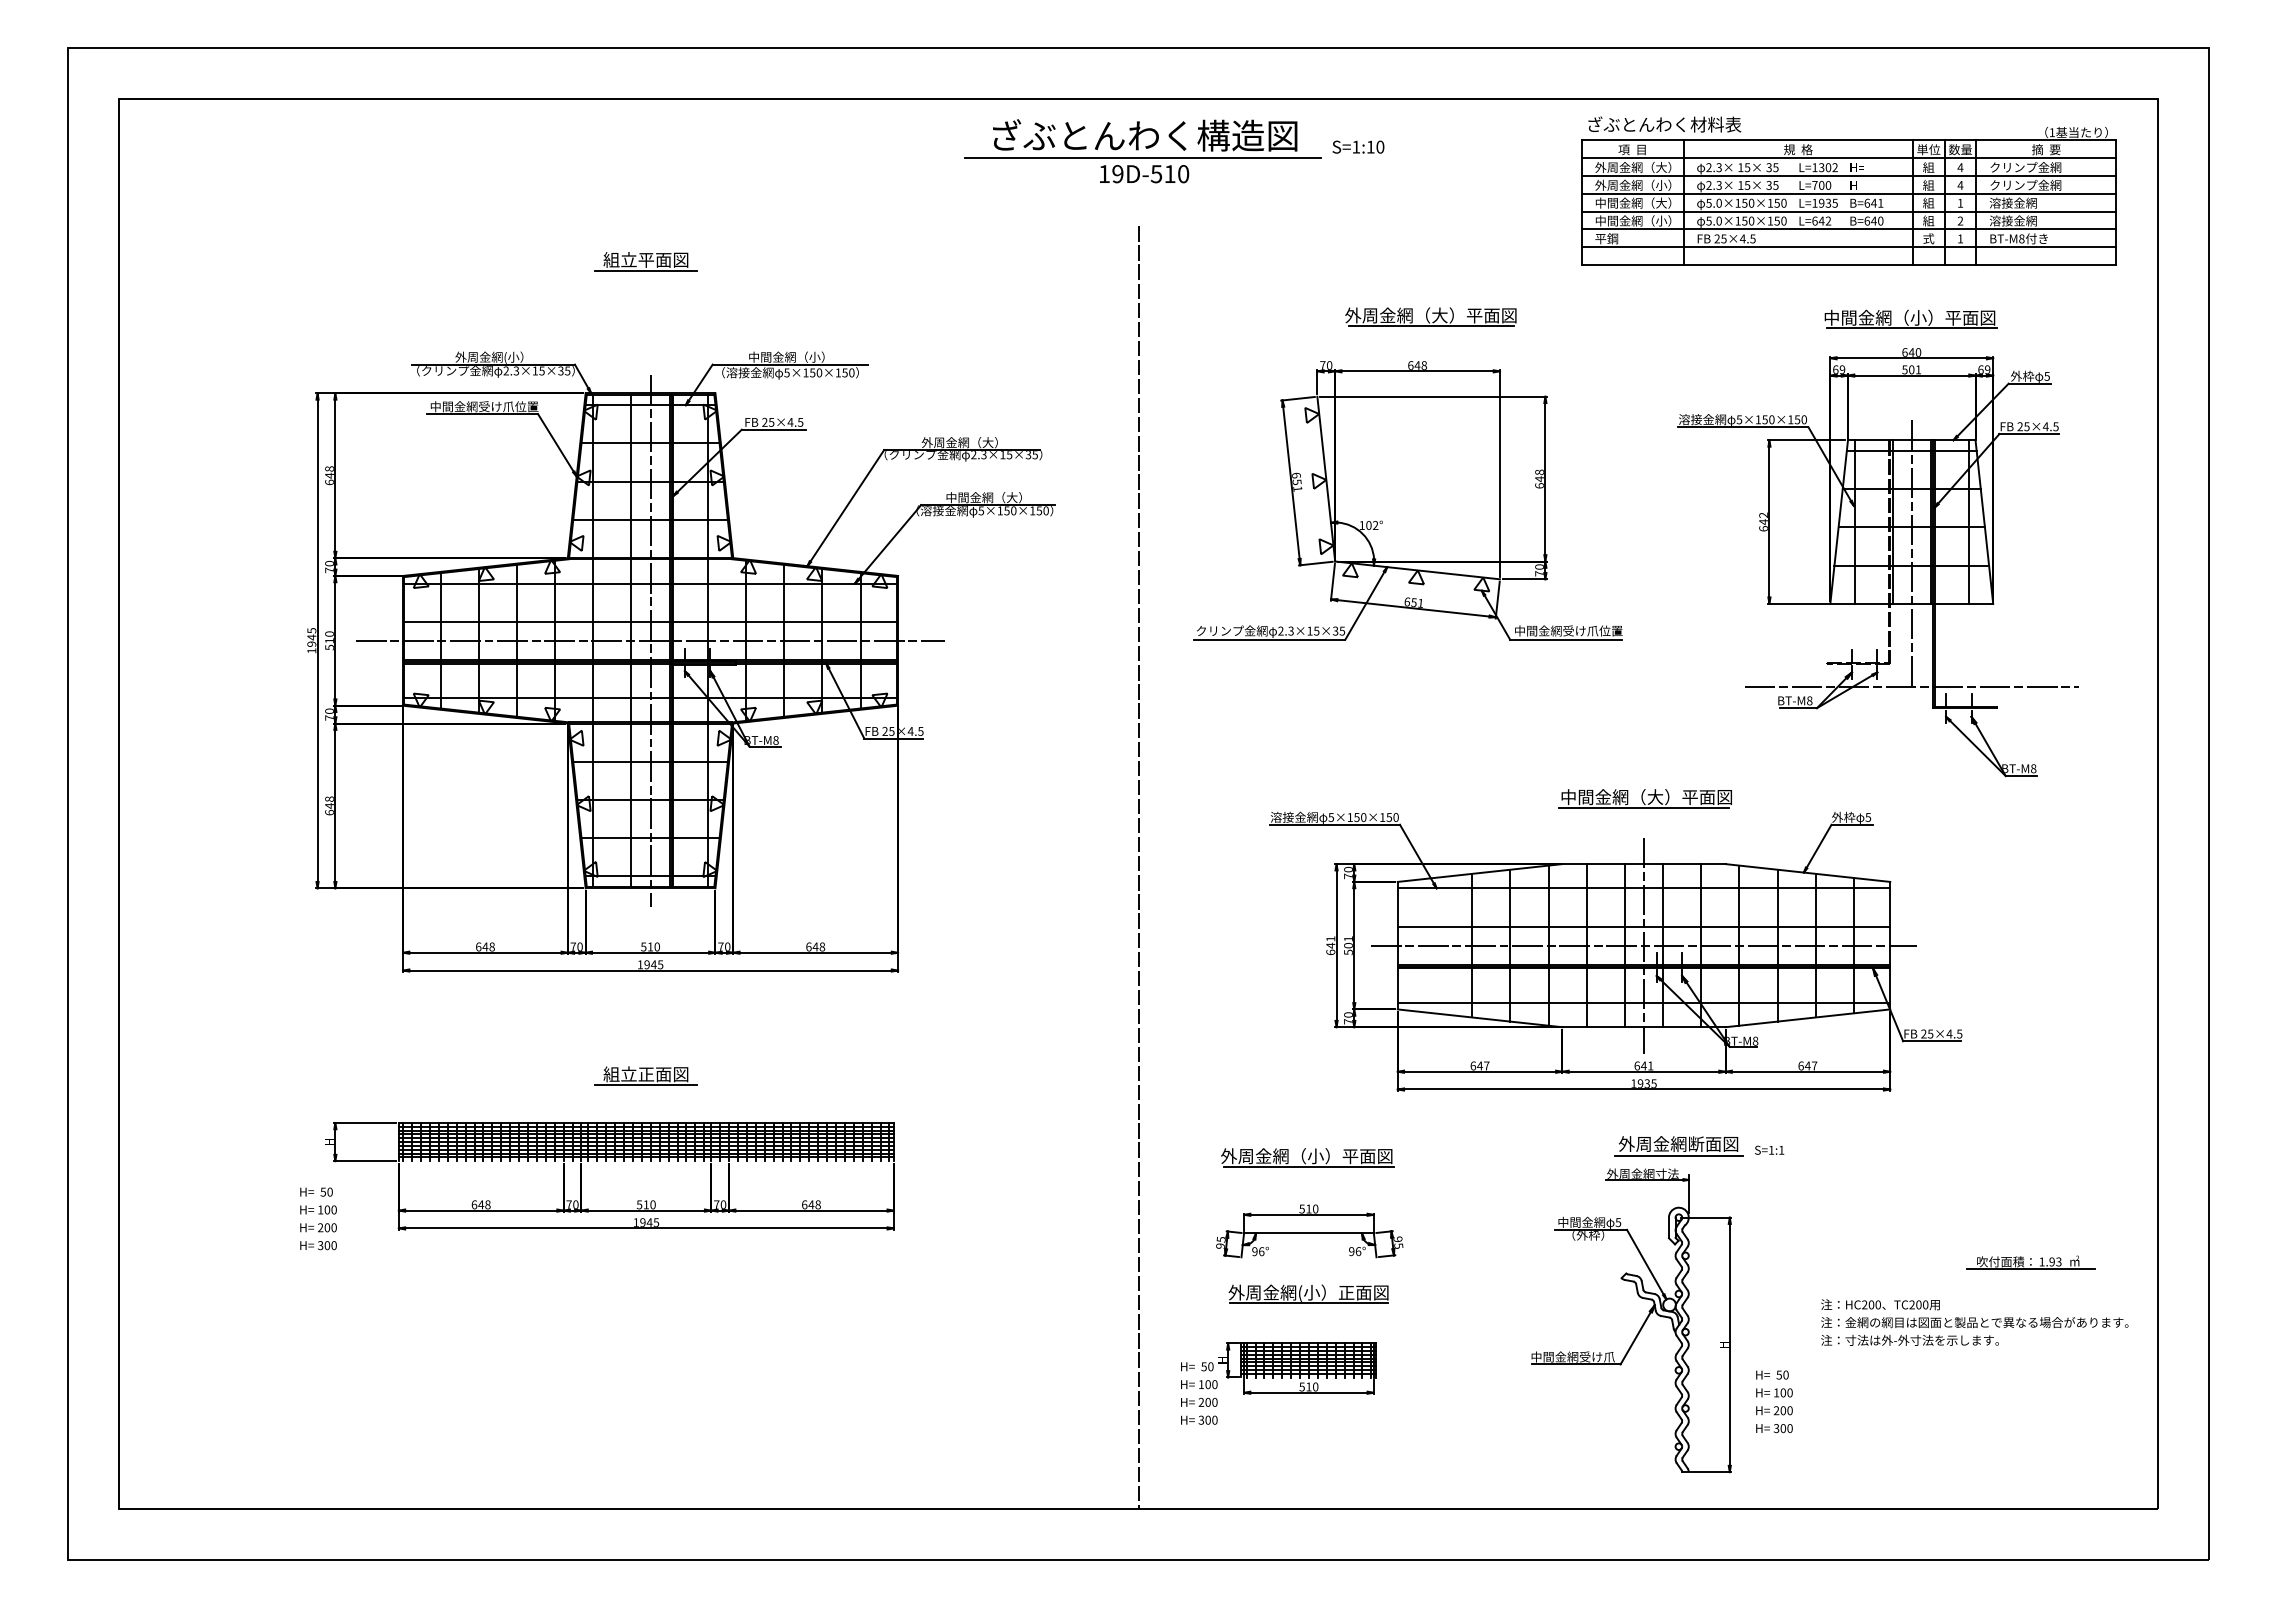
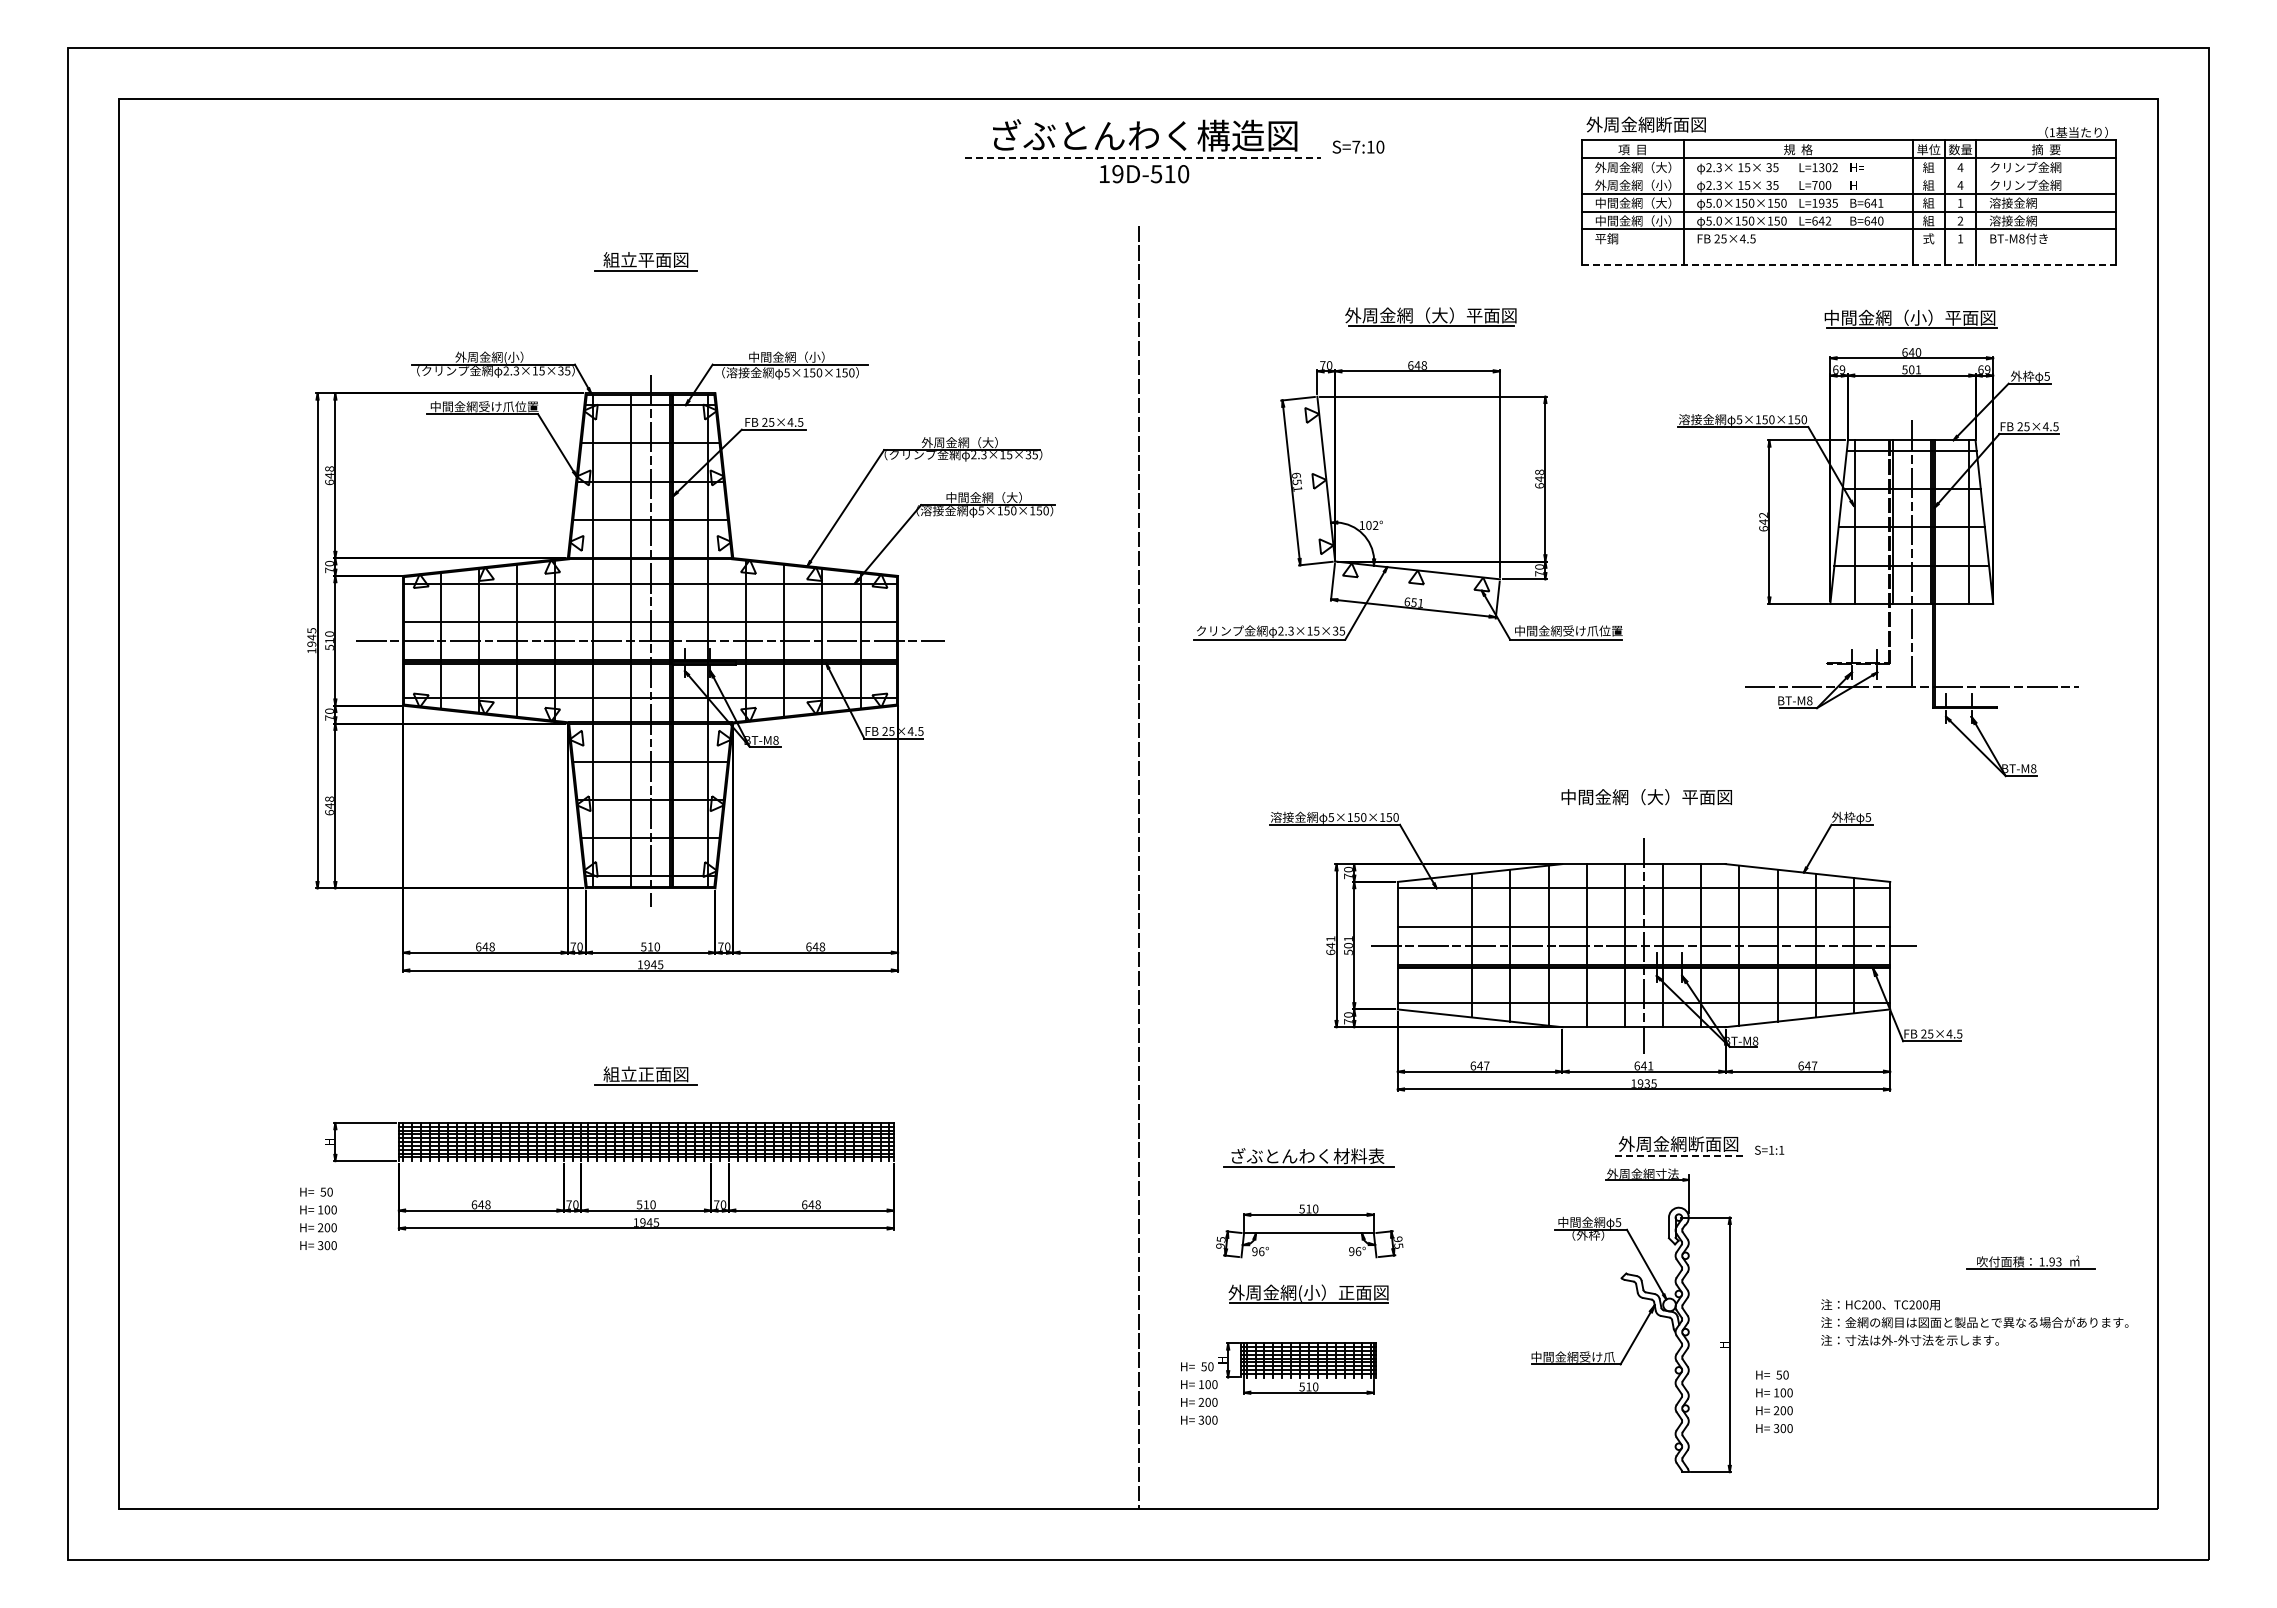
text: ざぶとんわく材料表 -> 外周金網断面図 (1663, 124)
text: S=1:10 -> S=7:10 (1356, 146)
line: solid -> dashed (1143, 157)
line: present -> none (1848, 175)
line: present -> none (1848, 247)
line: solid -> dashed (1849, 265)
line: present -> none (1643, 807)
line: solid -> dashed (1678, 1155)
text: 外周金網（小）平面図 -> ざぶとんわく材料表 (1306, 1156)
